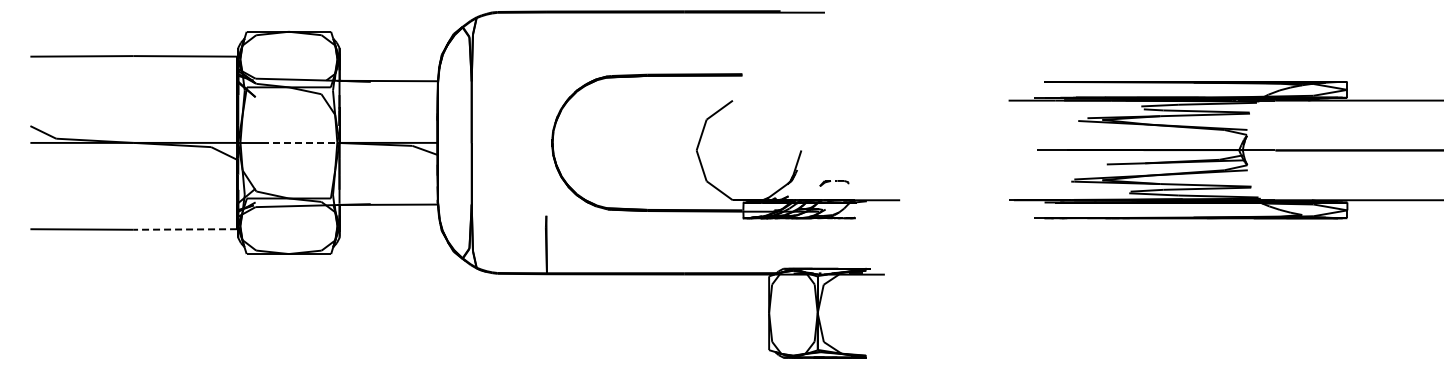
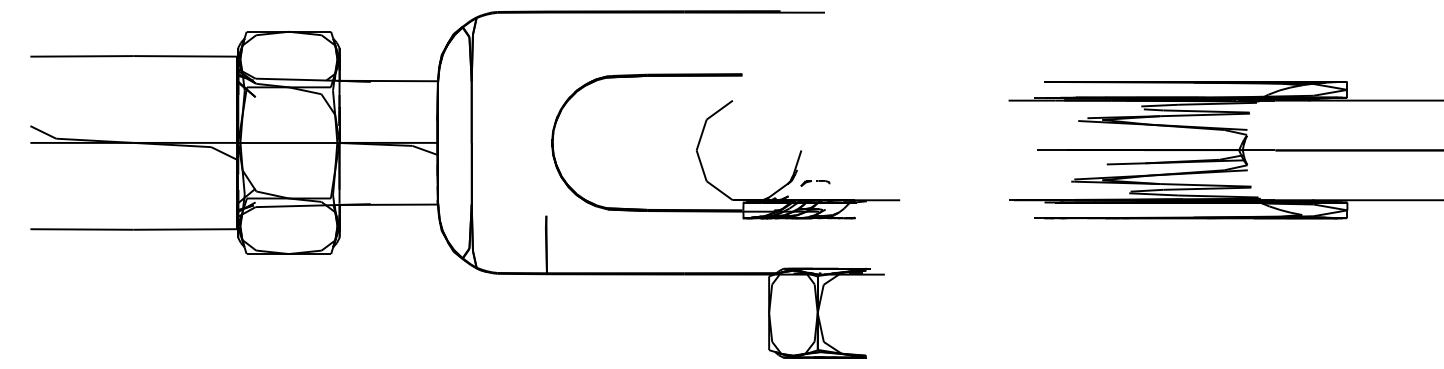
line: dashed -> solid (299, 142)
part position: (834, 183) -> (815, 183) (815, 183)
line: dashed -> solid (185, 229)
